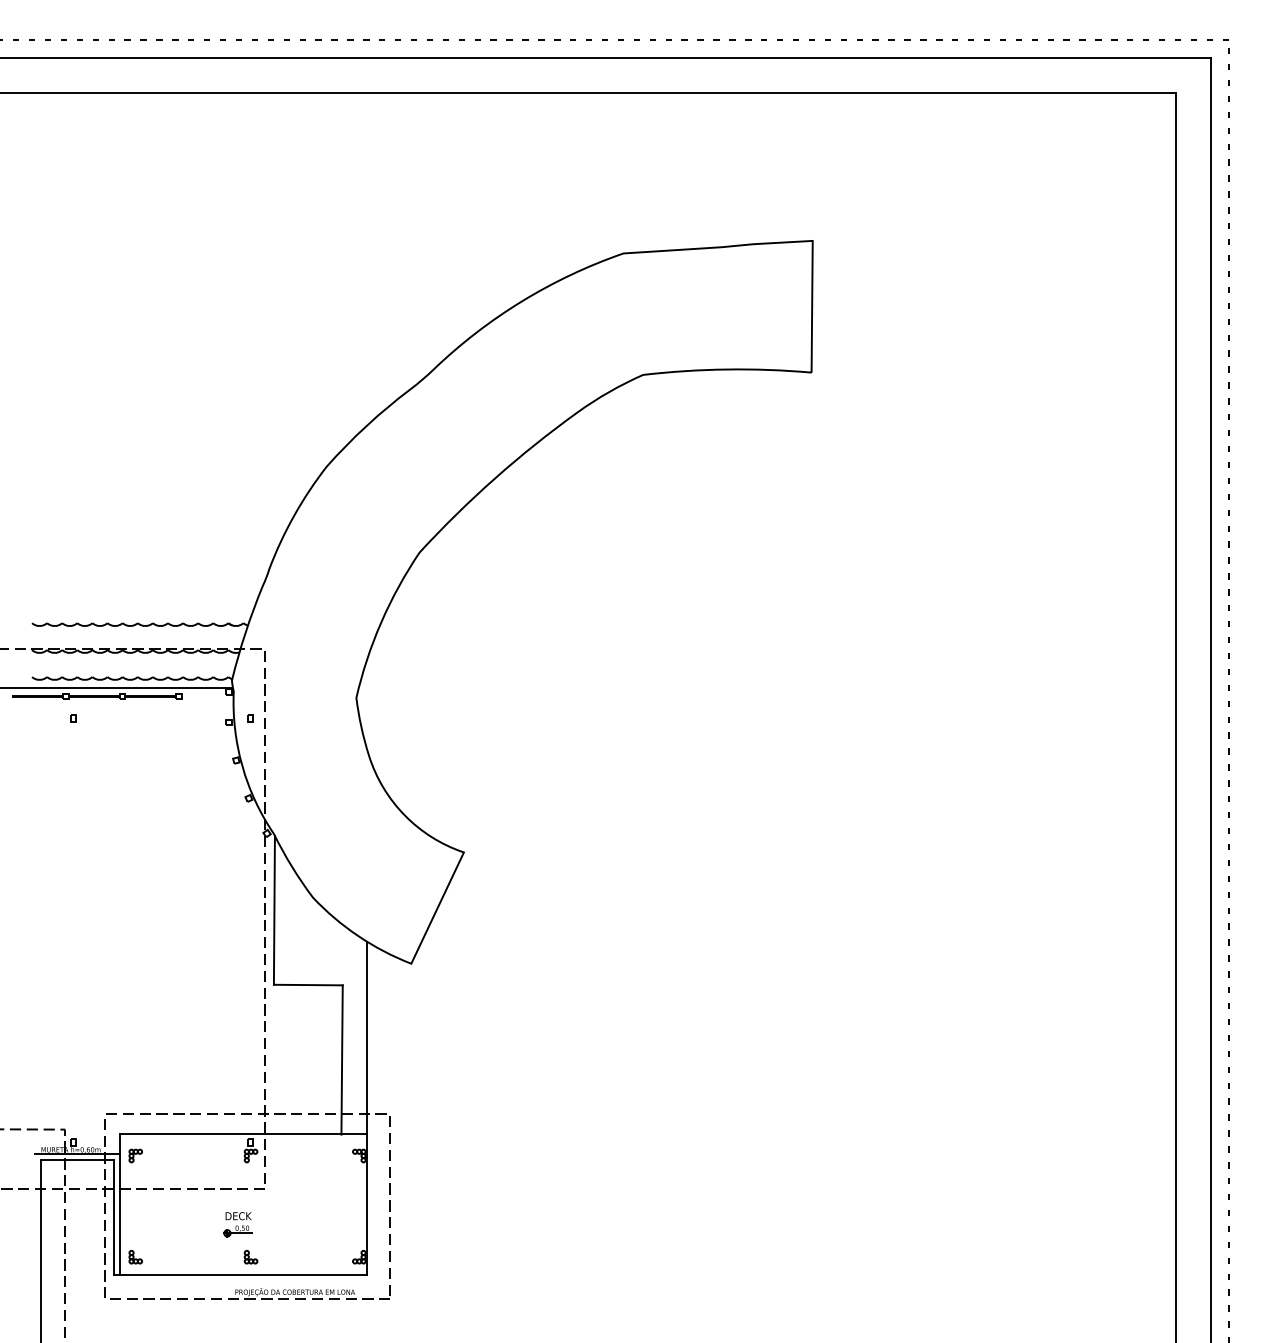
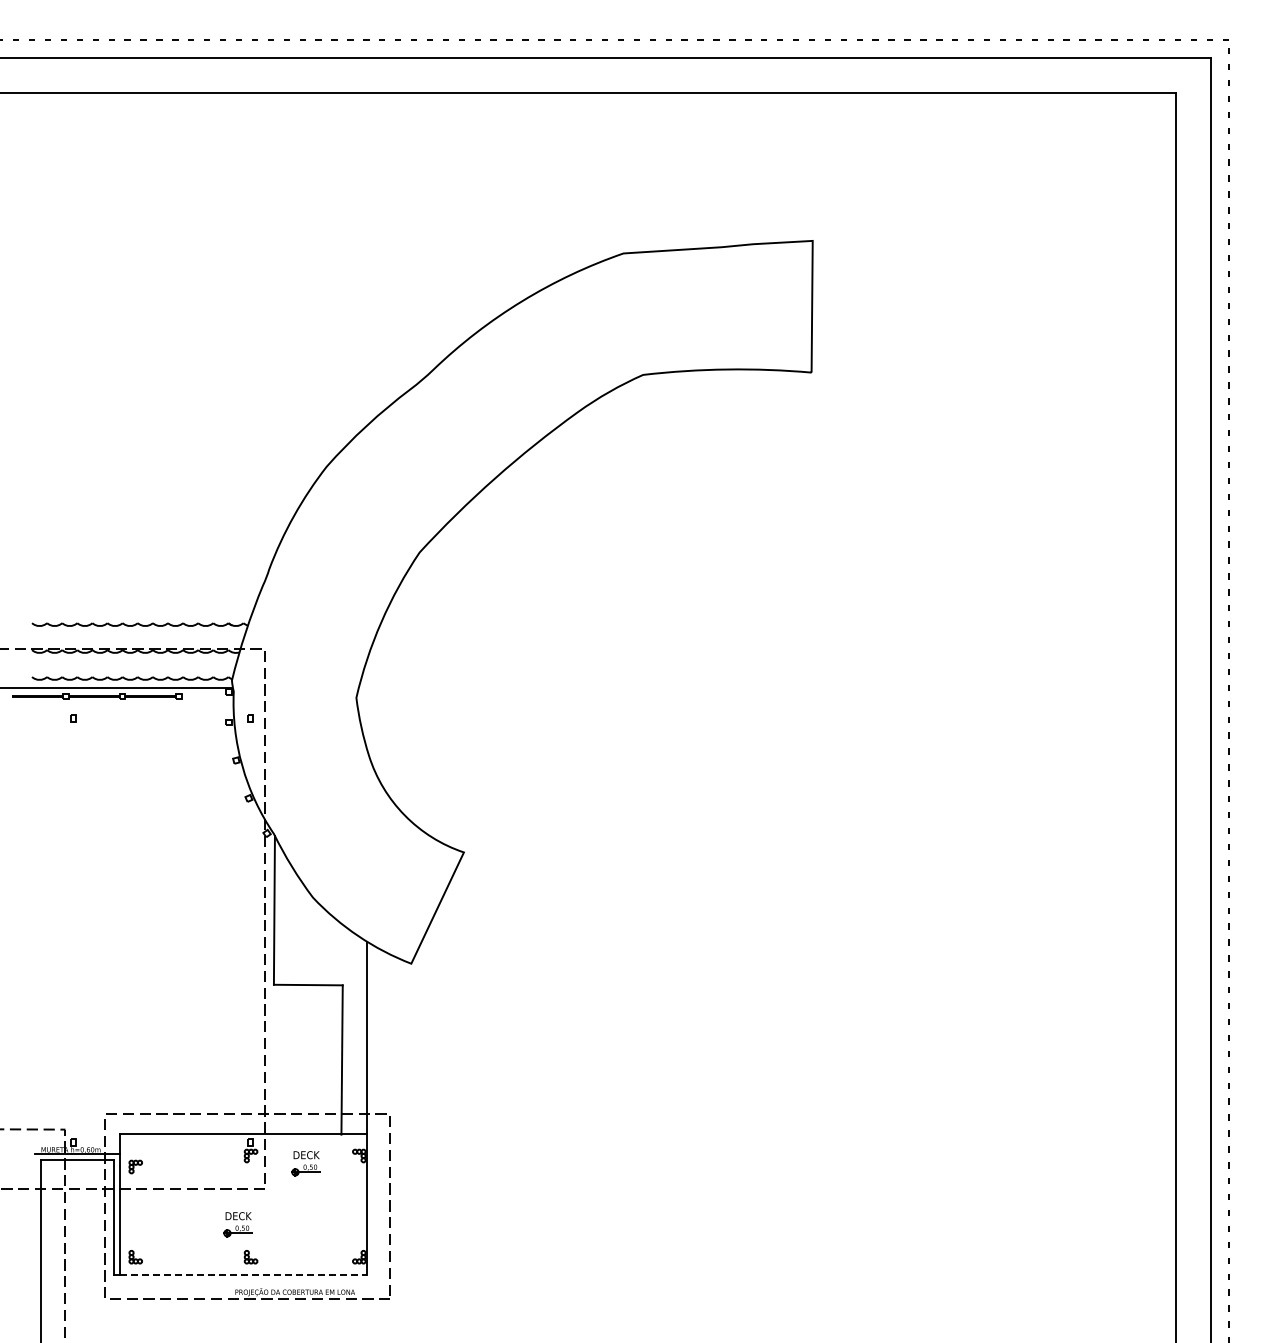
part position: (135, 1155) -> (135, 1166) (135, 1166)
part: none -> present (305, 1163)
line: solid -> dashed (243, 1275)
